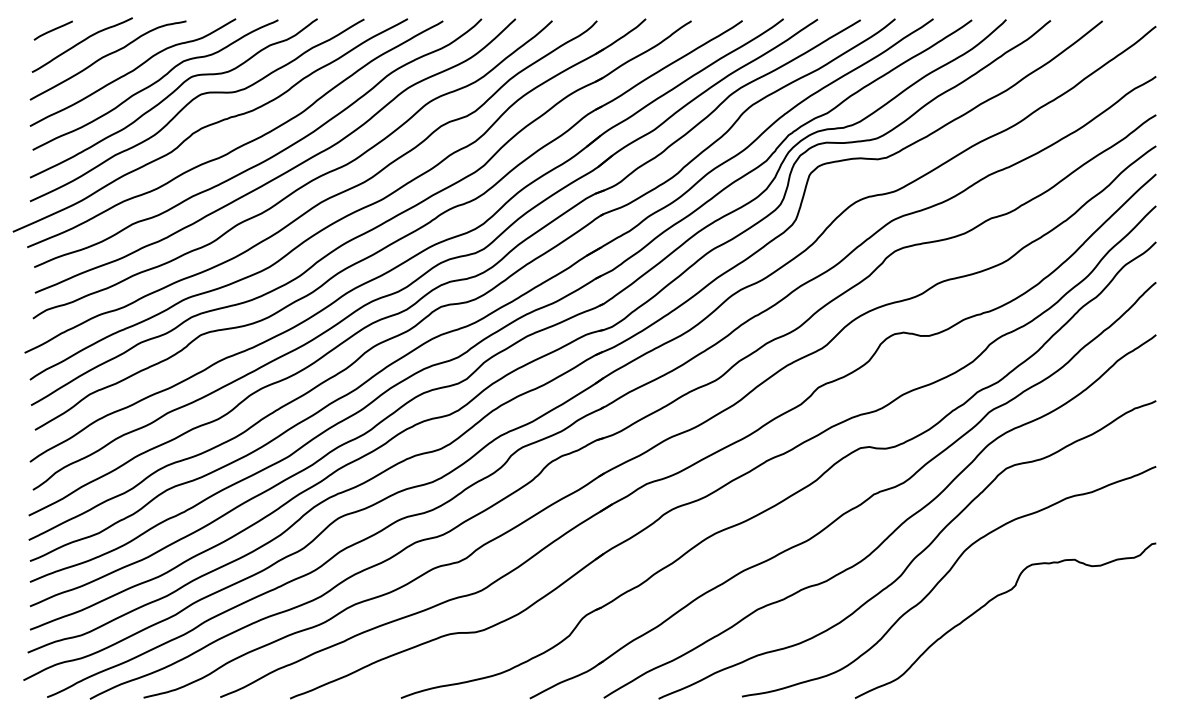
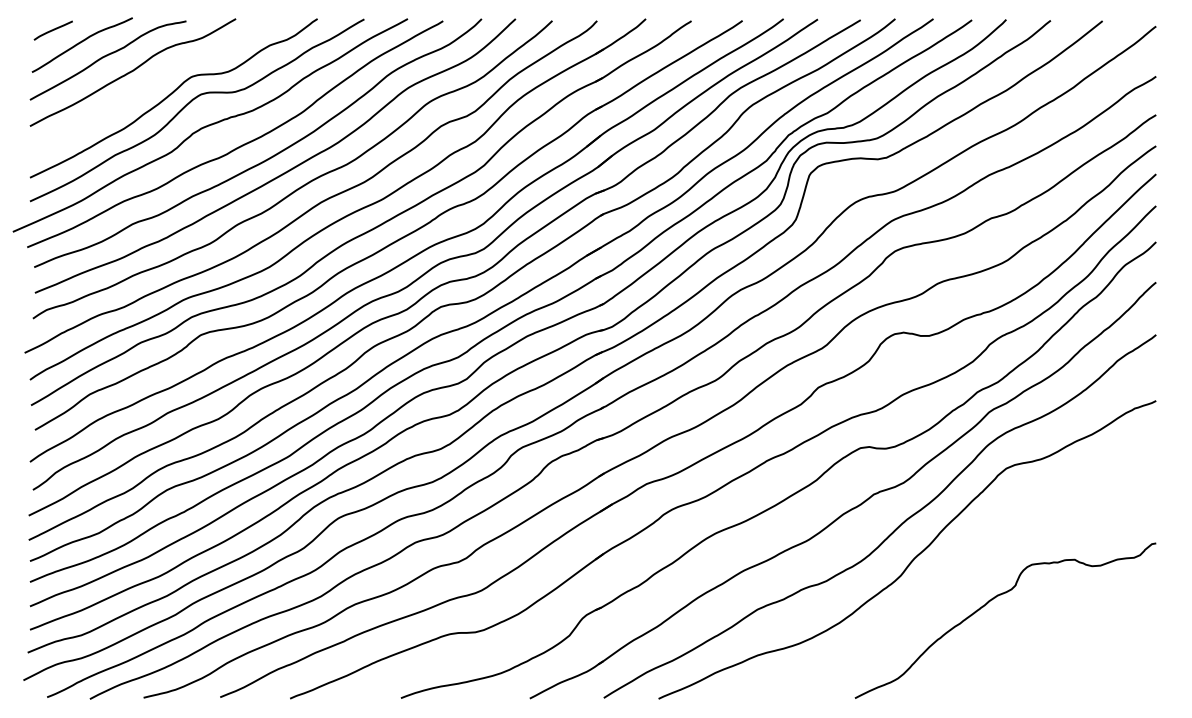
curve: present -> none (155, 83)
curve: present -> none (945, 576)
